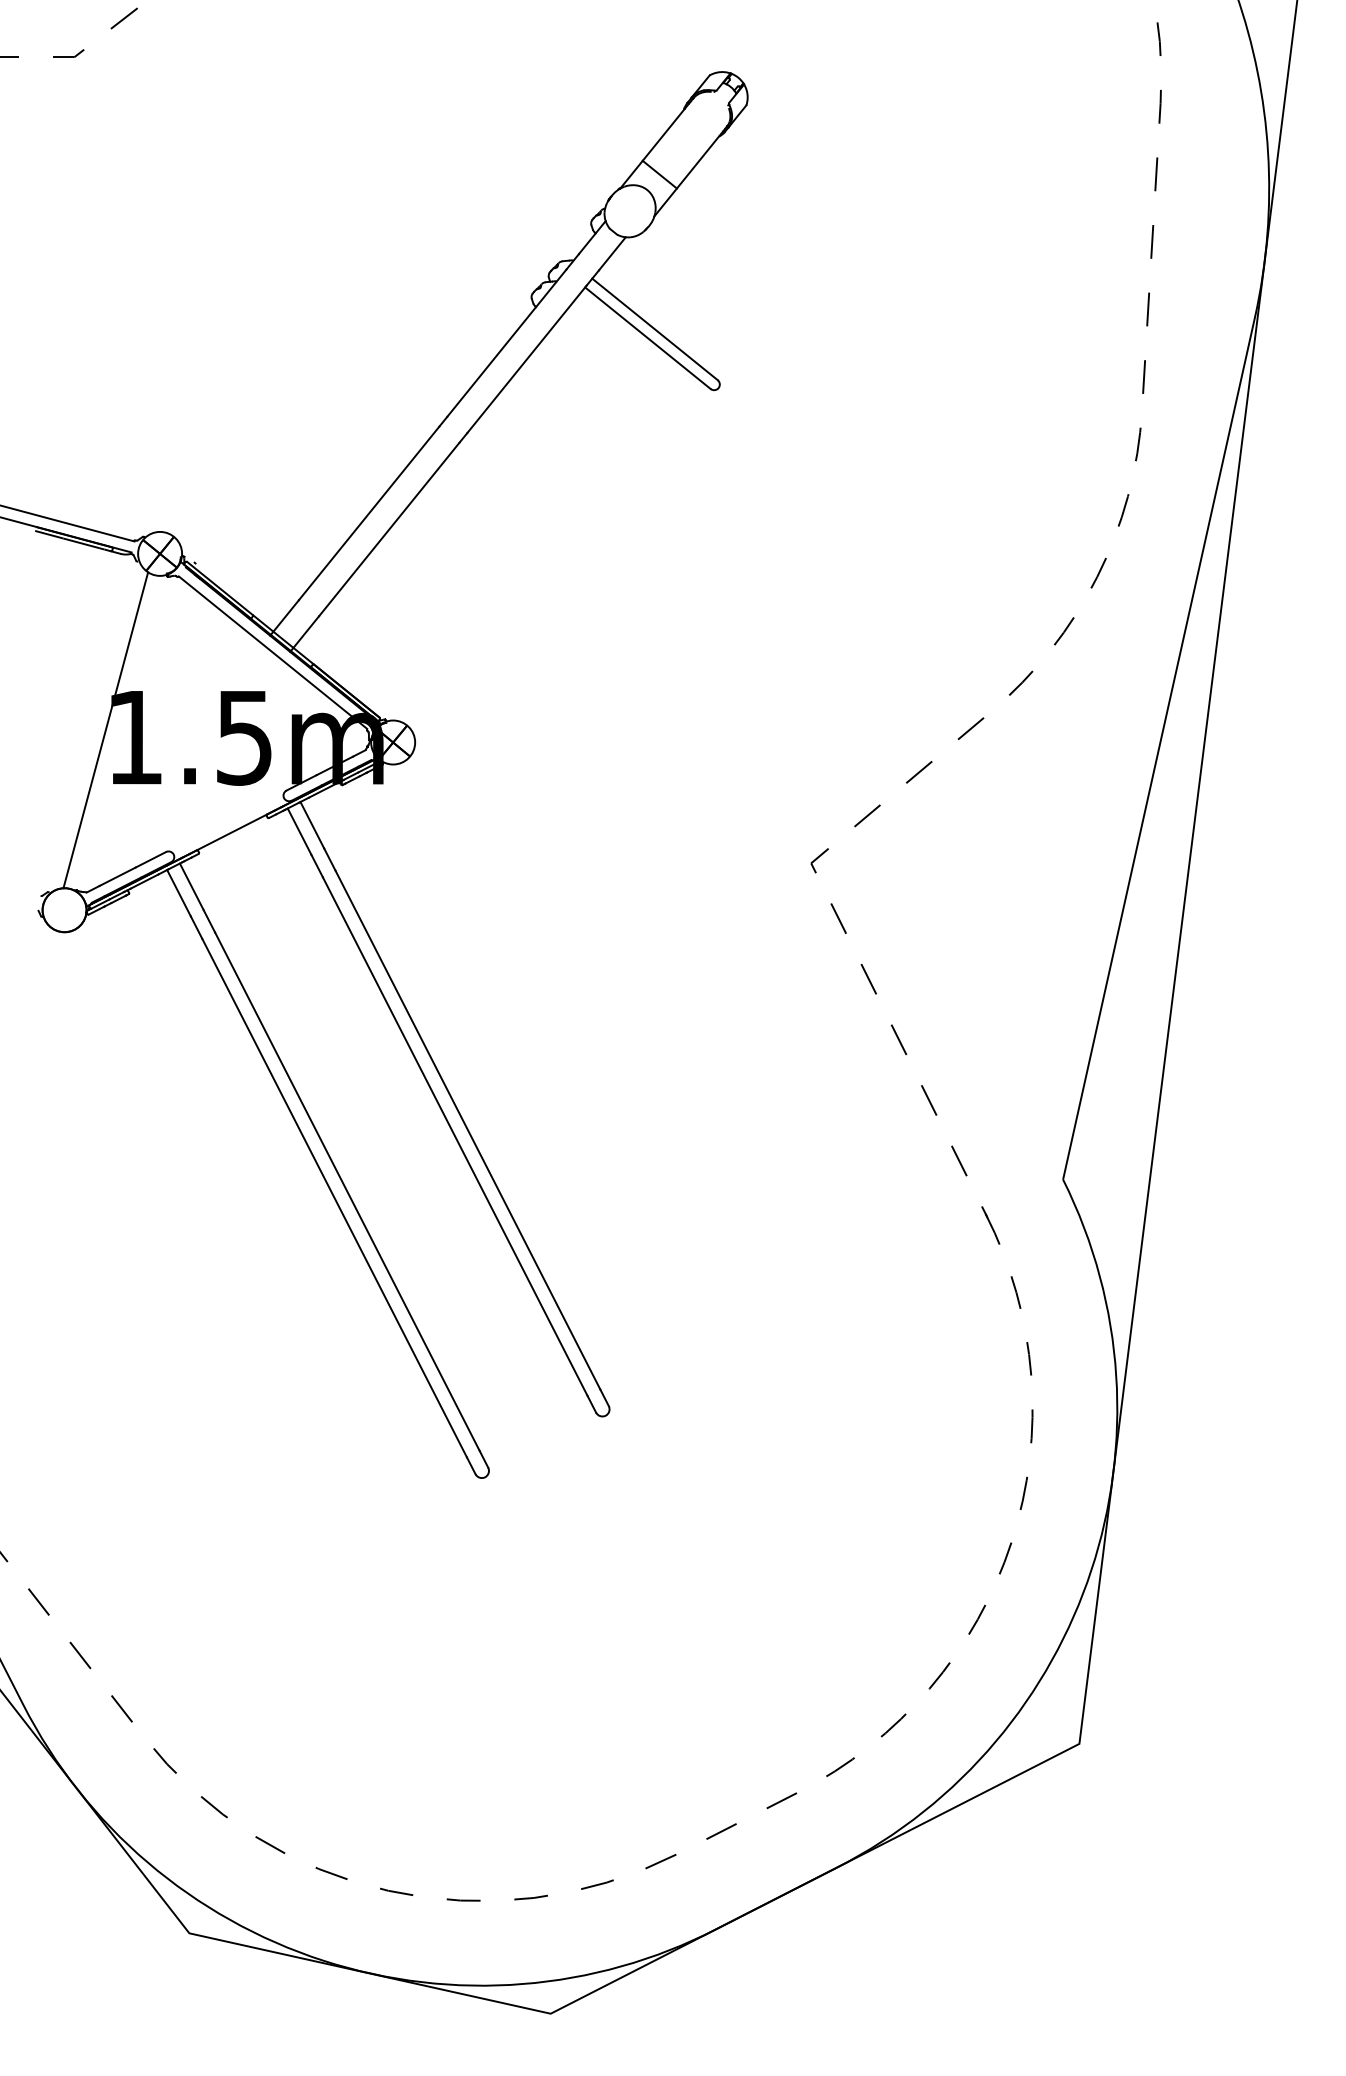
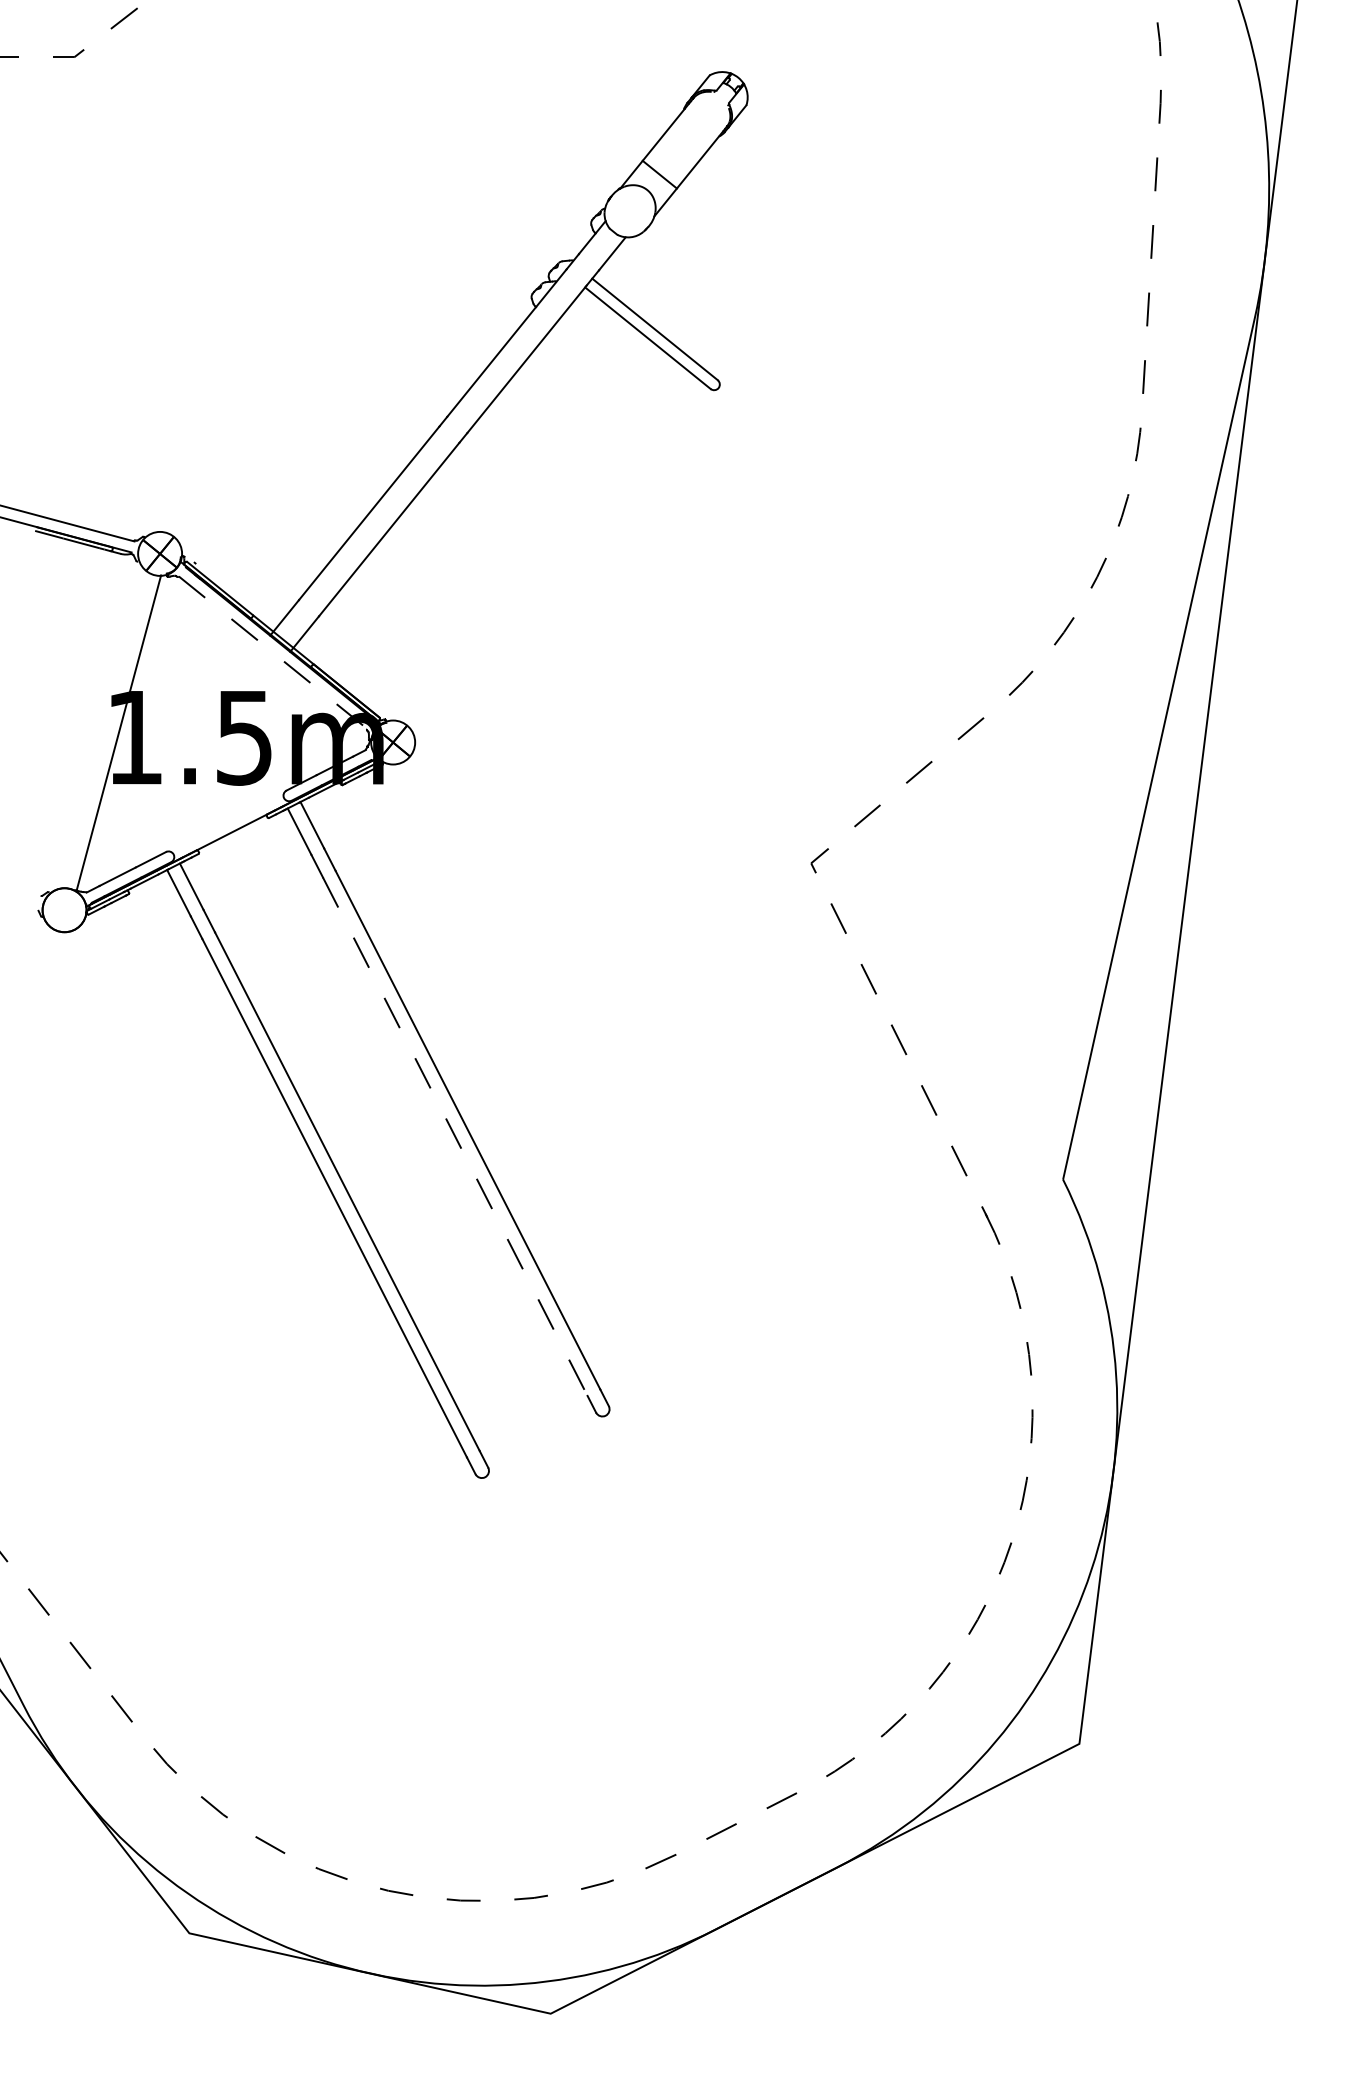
line: solid -> dashed (273, 652)
line position: (105, 730) -> (118, 733) (118, 733)
line: solid -> dashed (455, 1137)
